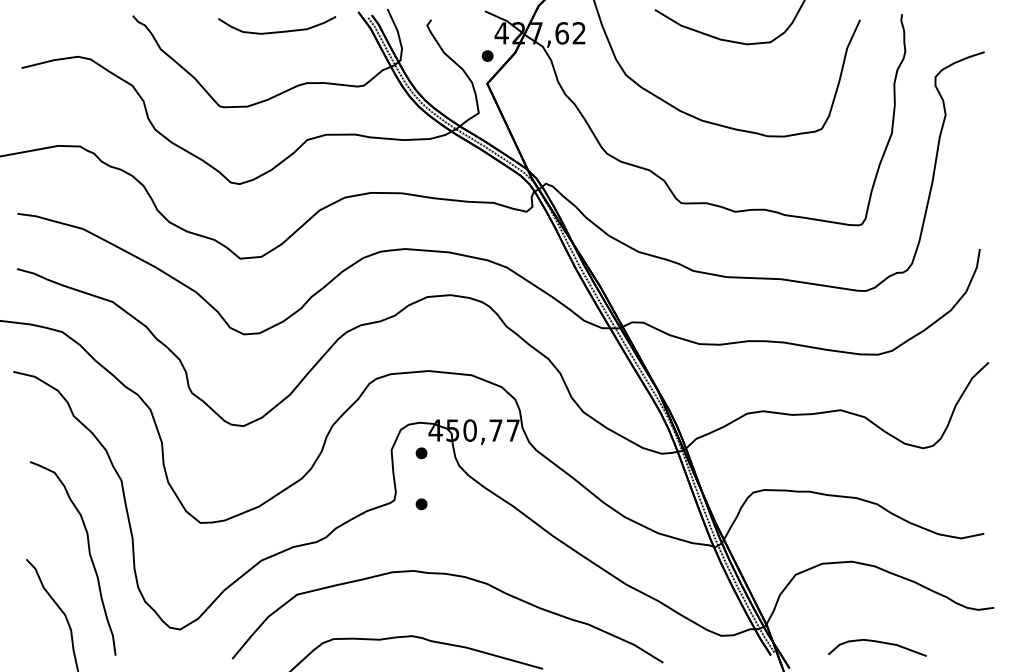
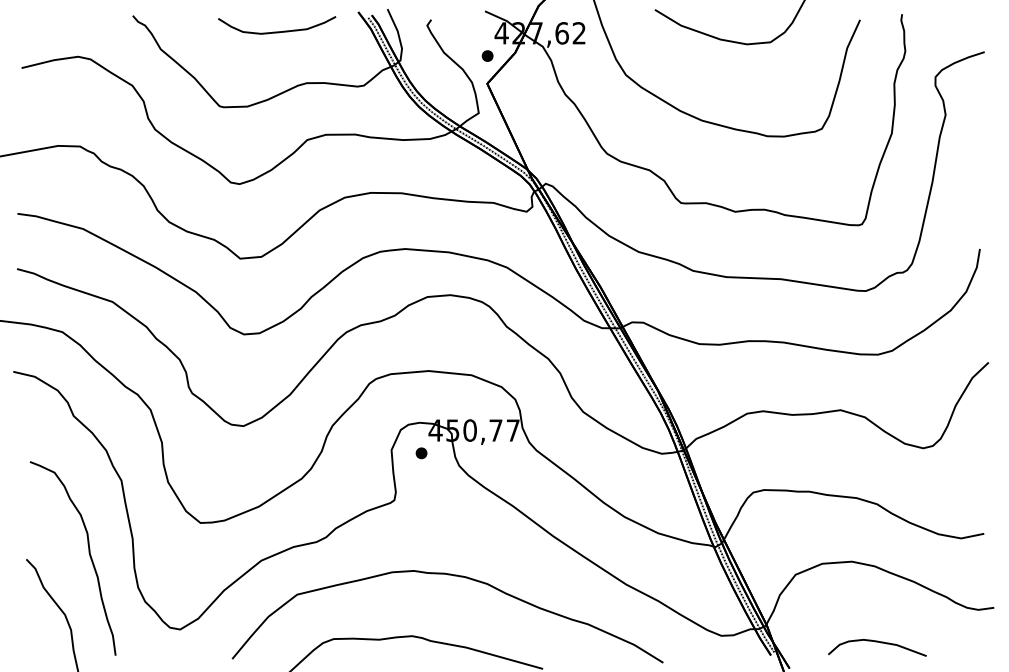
part: present -> none (421, 504)
